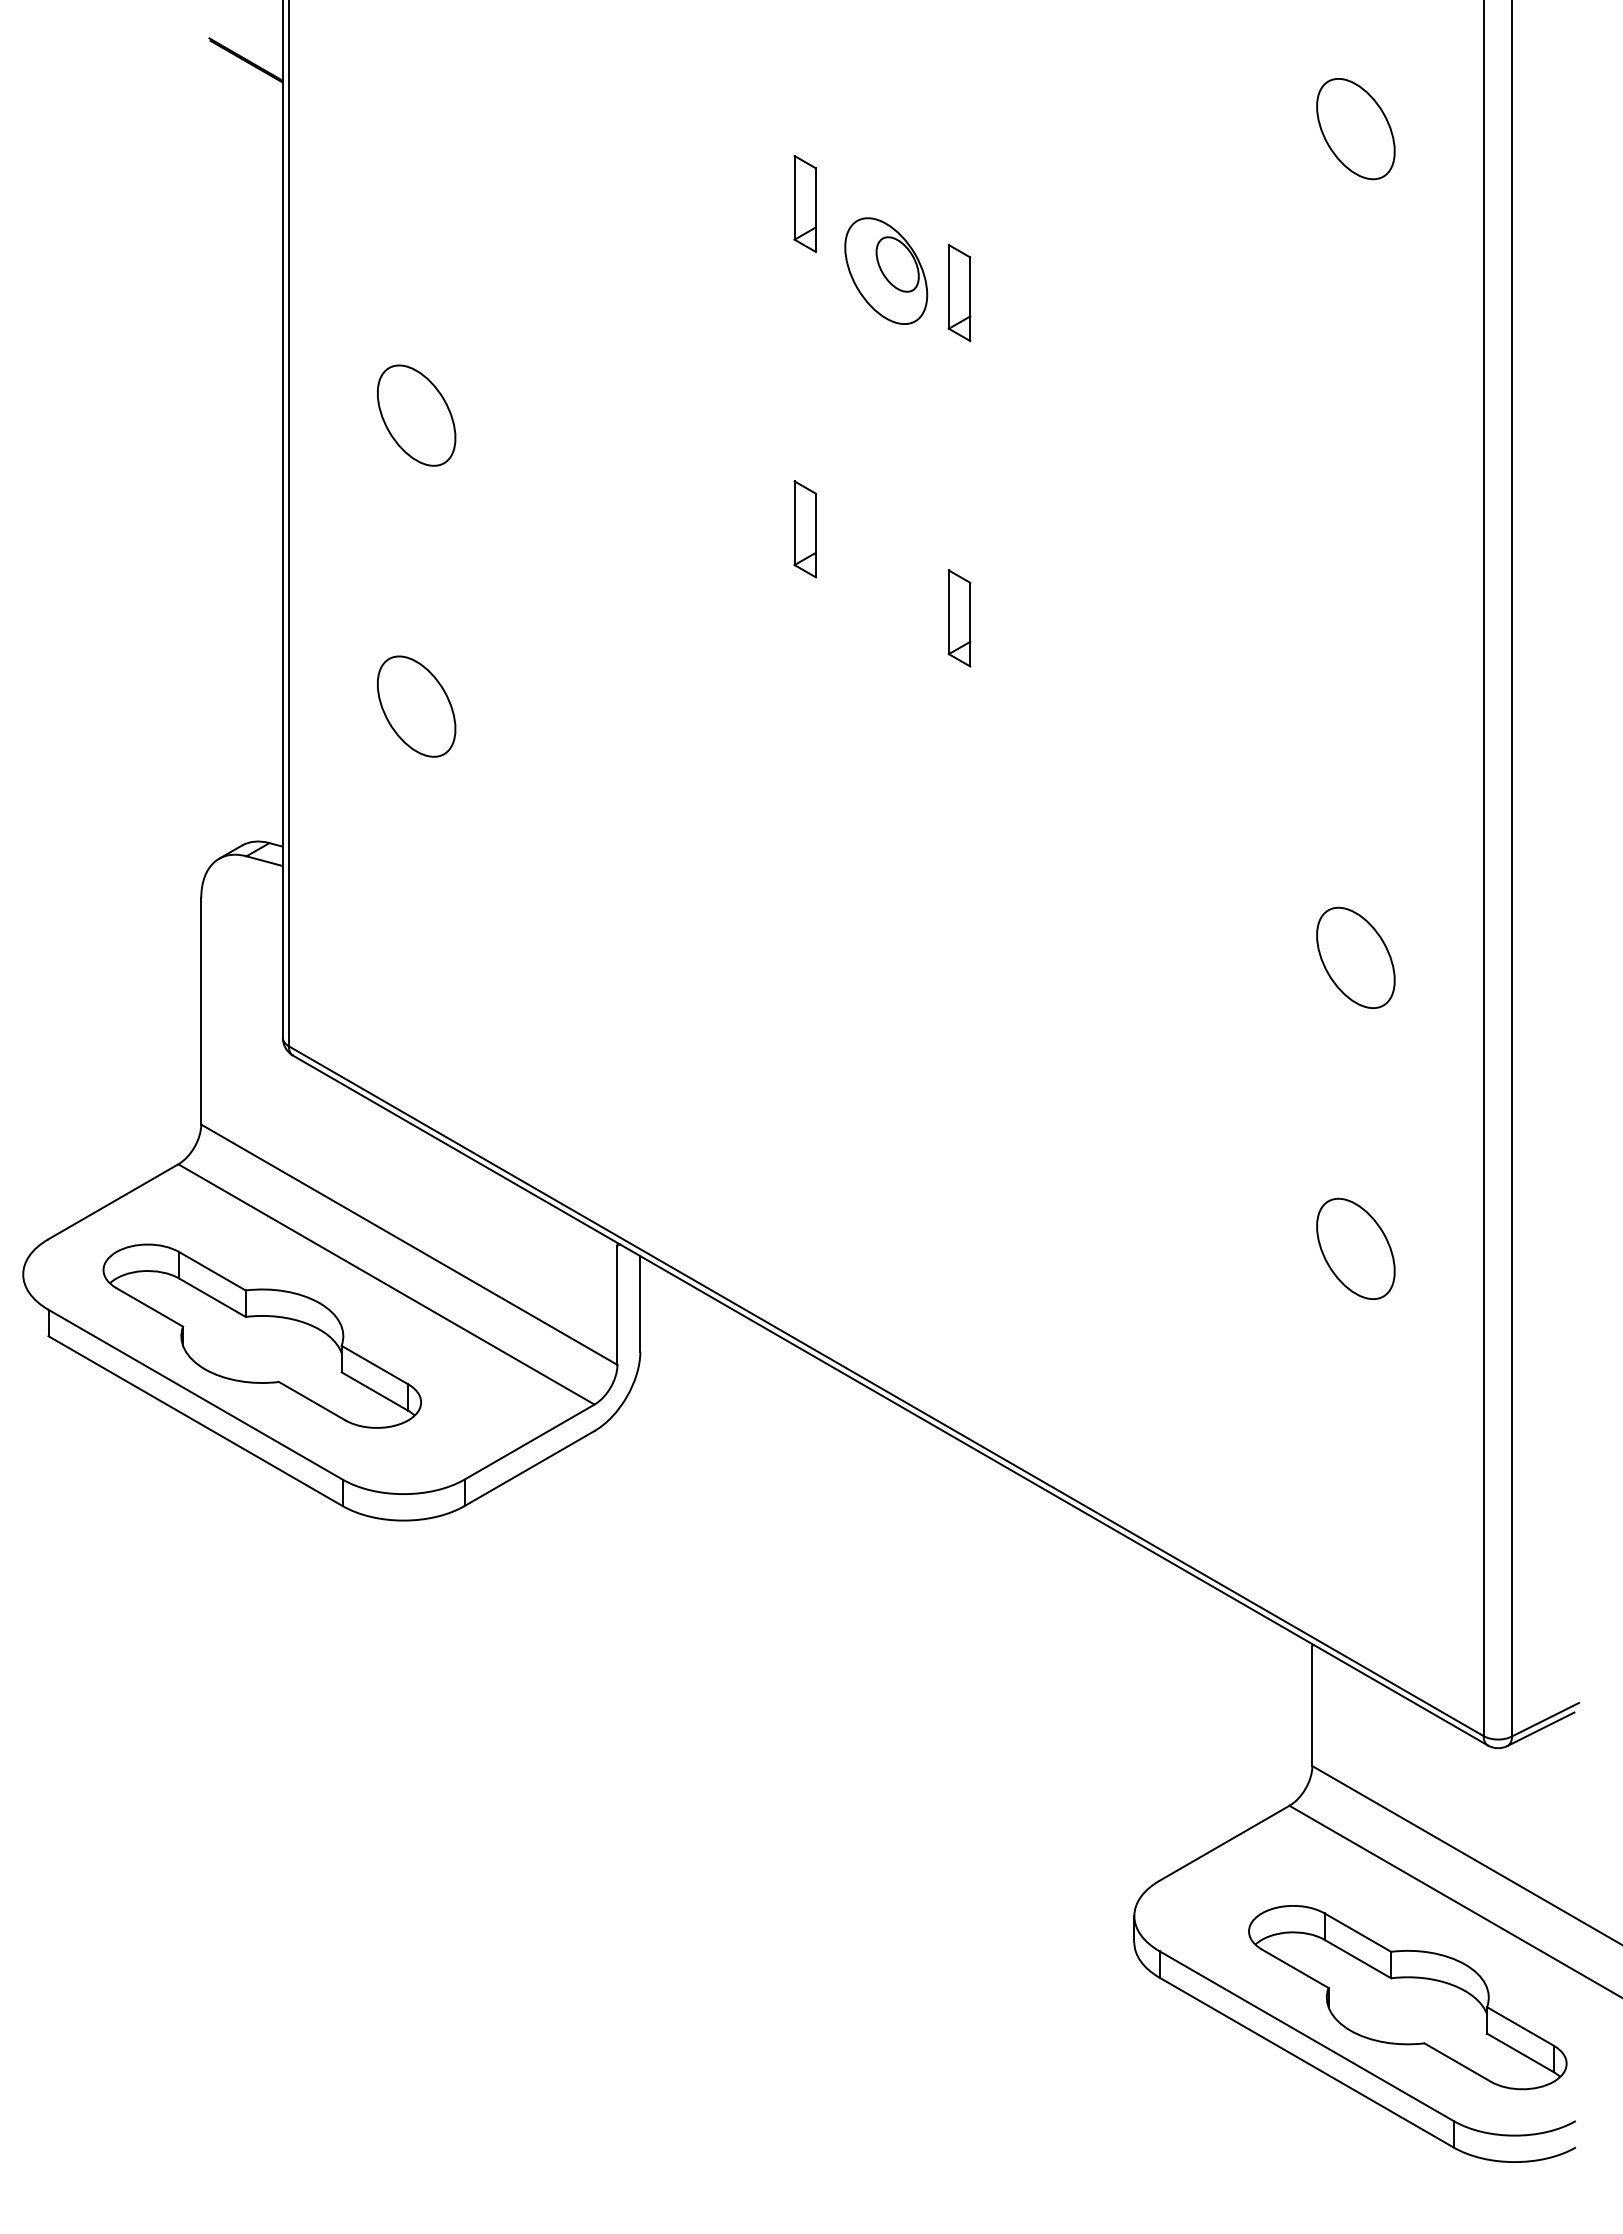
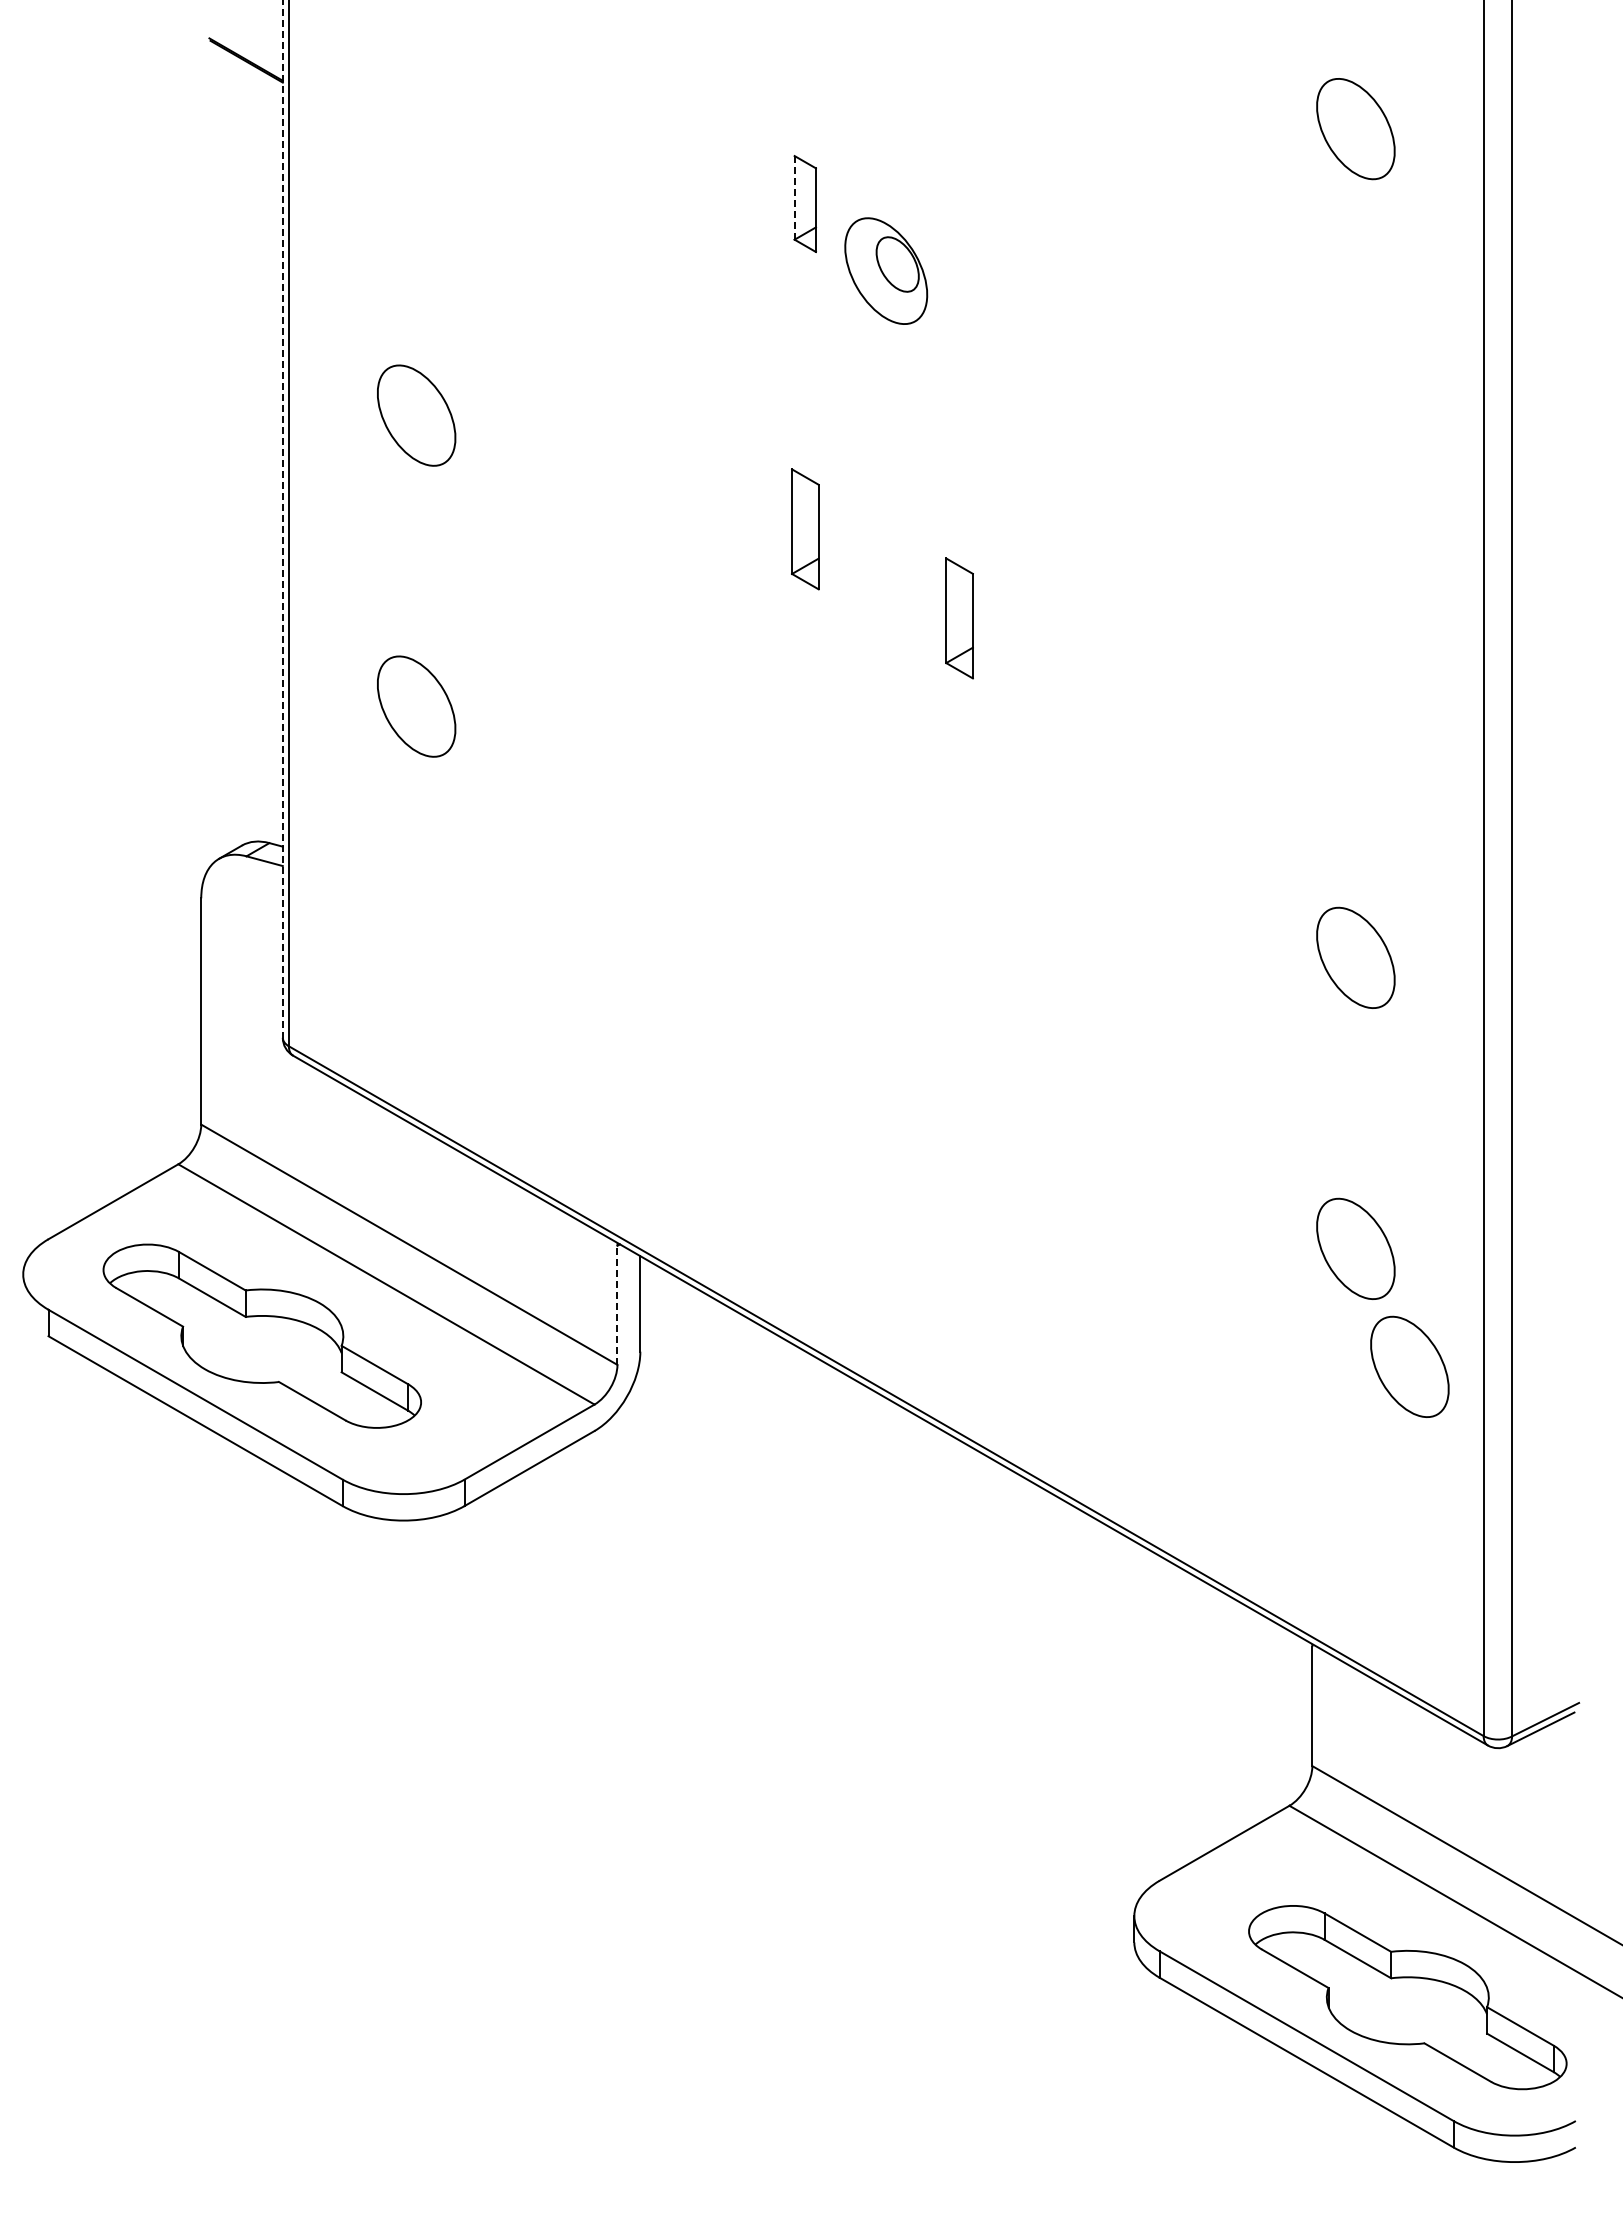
line: solid -> dashed (794, 197)
part: present -> none (959, 293)
line: solid -> dashed (282, 519)
part size: 24x99 px -> 29x123 px (805, 529)
part size: 25x99 px -> 29x123 px (959, 618)
line: solid -> dashed (617, 1305)
part: none -> present (1409, 1366)
